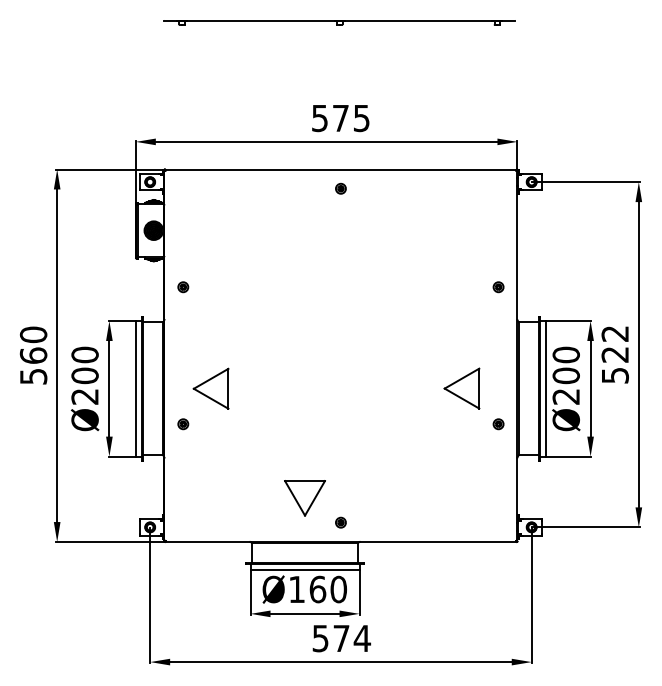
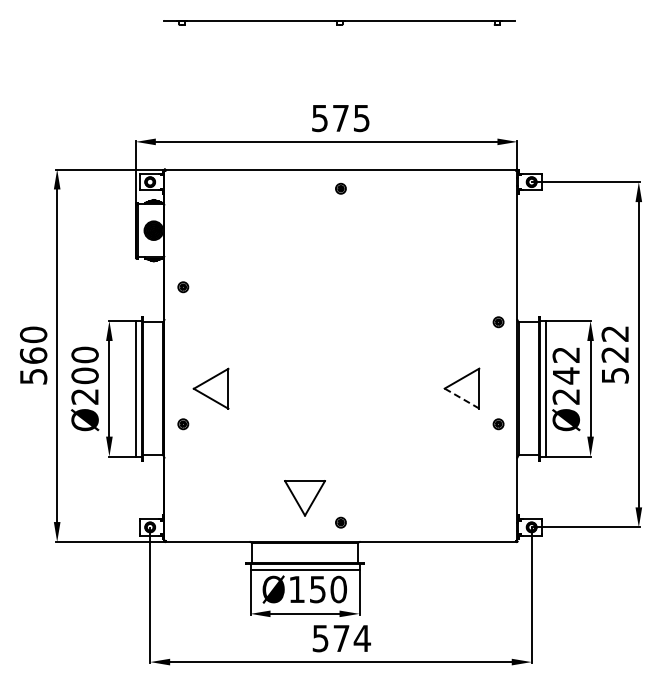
part position: (498, 287) -> (498, 322) (498, 322)
text: Ø200 -> Ø242 (565, 365)
line: solid -> dashed (462, 398)
text: Ø160 -> Ø150 (317, 589)
